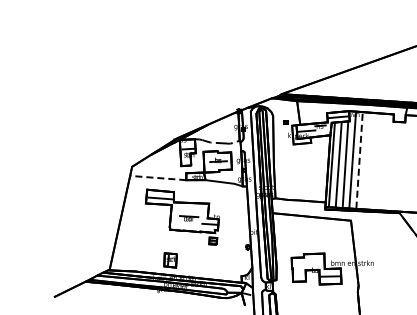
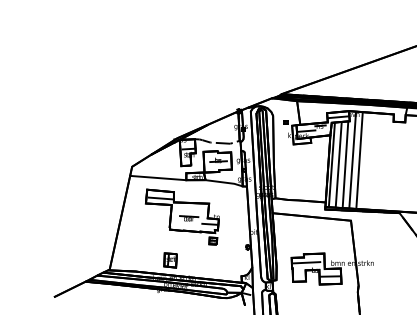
line: dashed -> solid (359, 160)
line: dashed -> solid (157, 178)
line: none -> present (306, 262)
